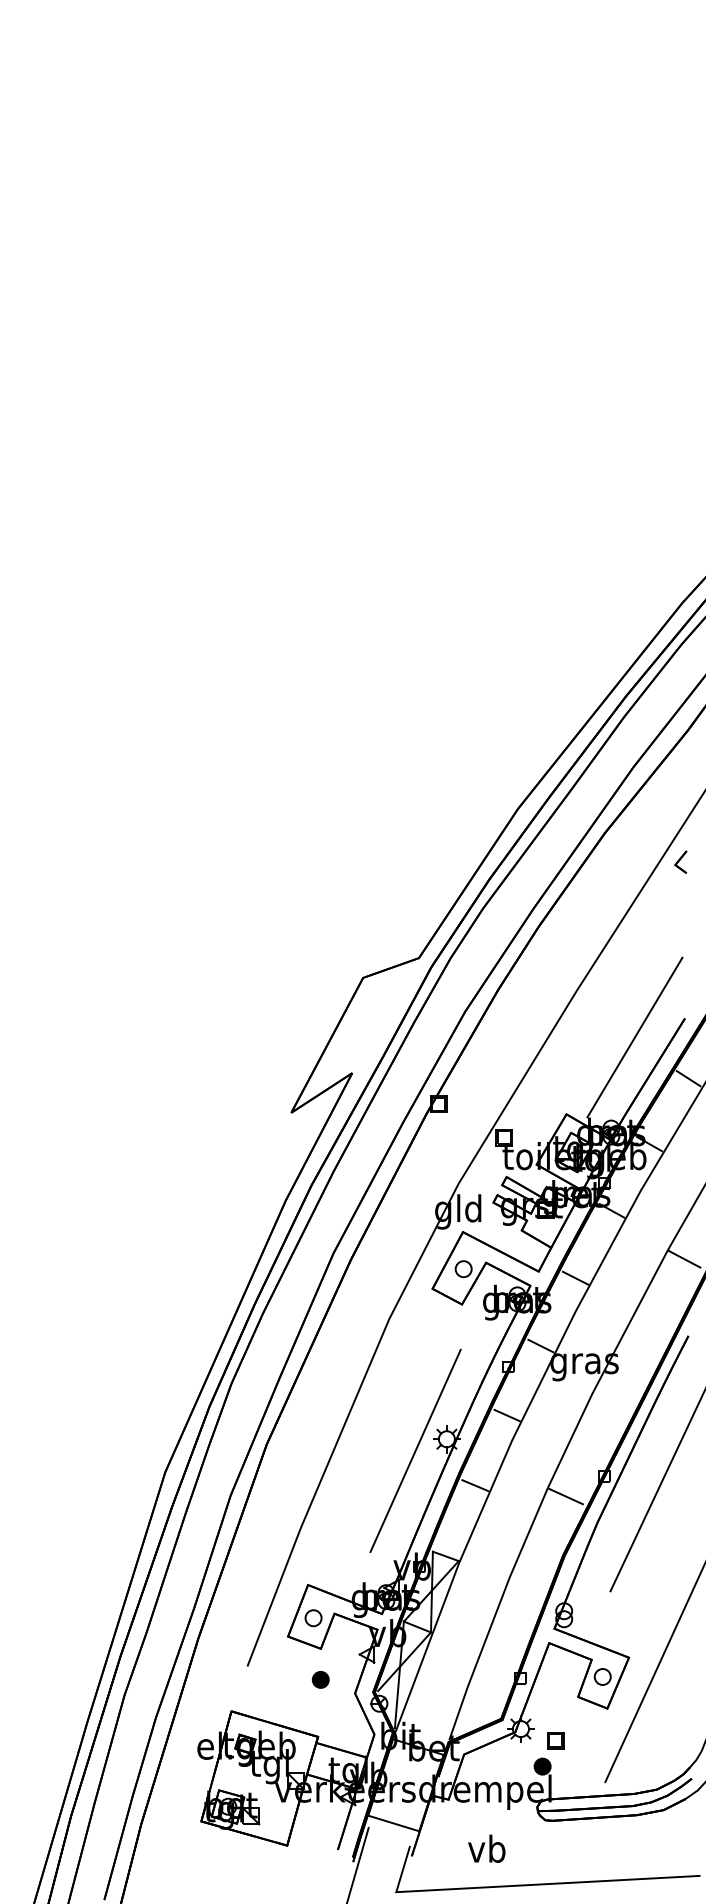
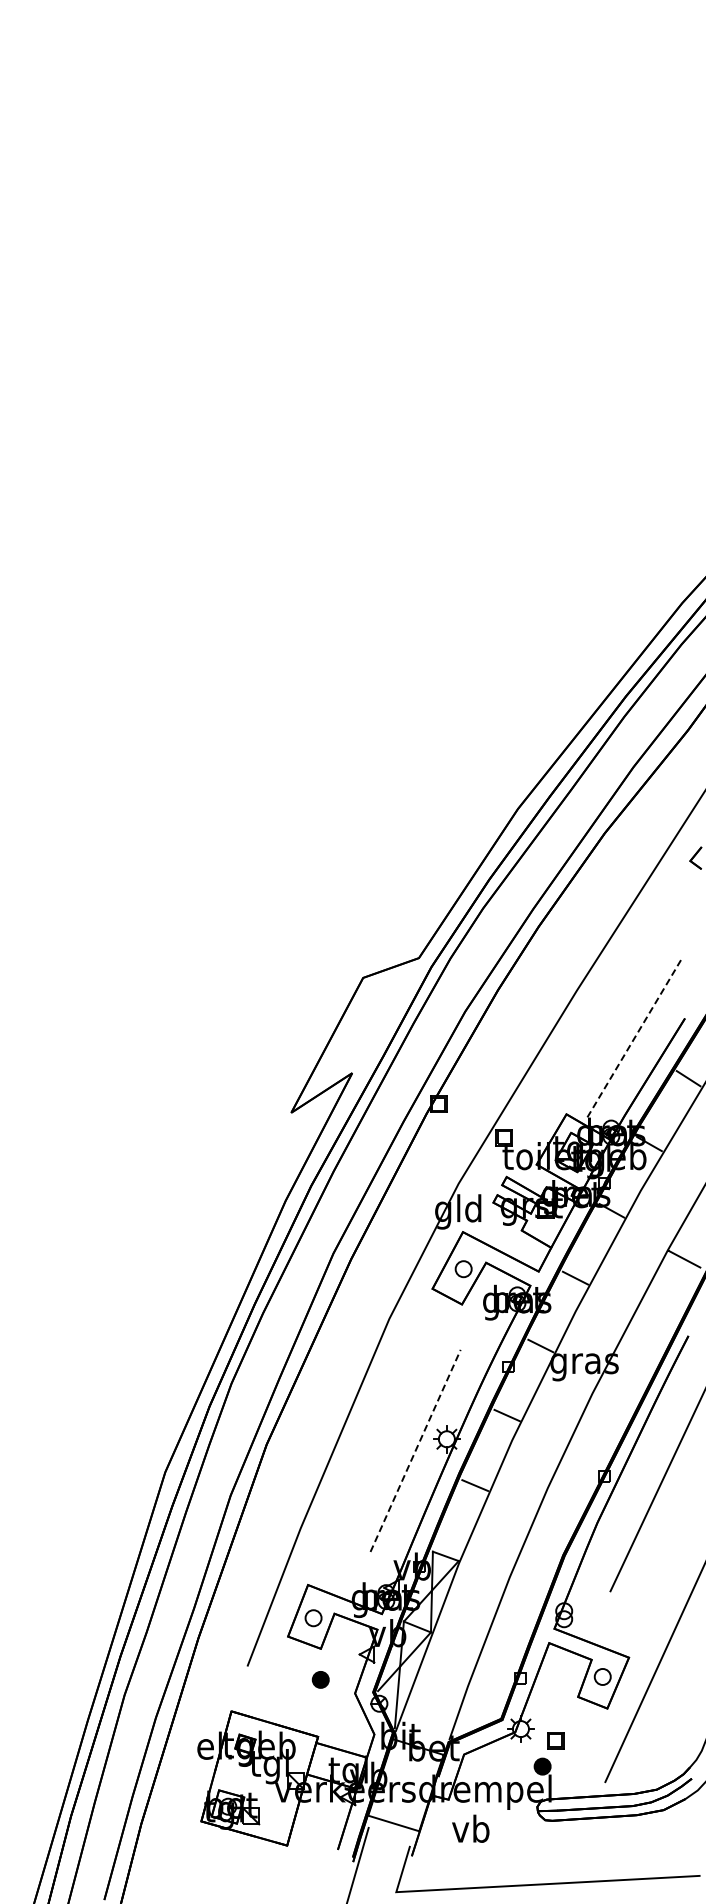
part position: (680, 861) -> (695, 857) (695, 857)
line: solid -> dashed (634, 1037)
line: solid -> dashed (415, 1450)
line: present -> none (565, 1496)
text position: (486, 1848) -> (470, 1828) (470, 1828)
